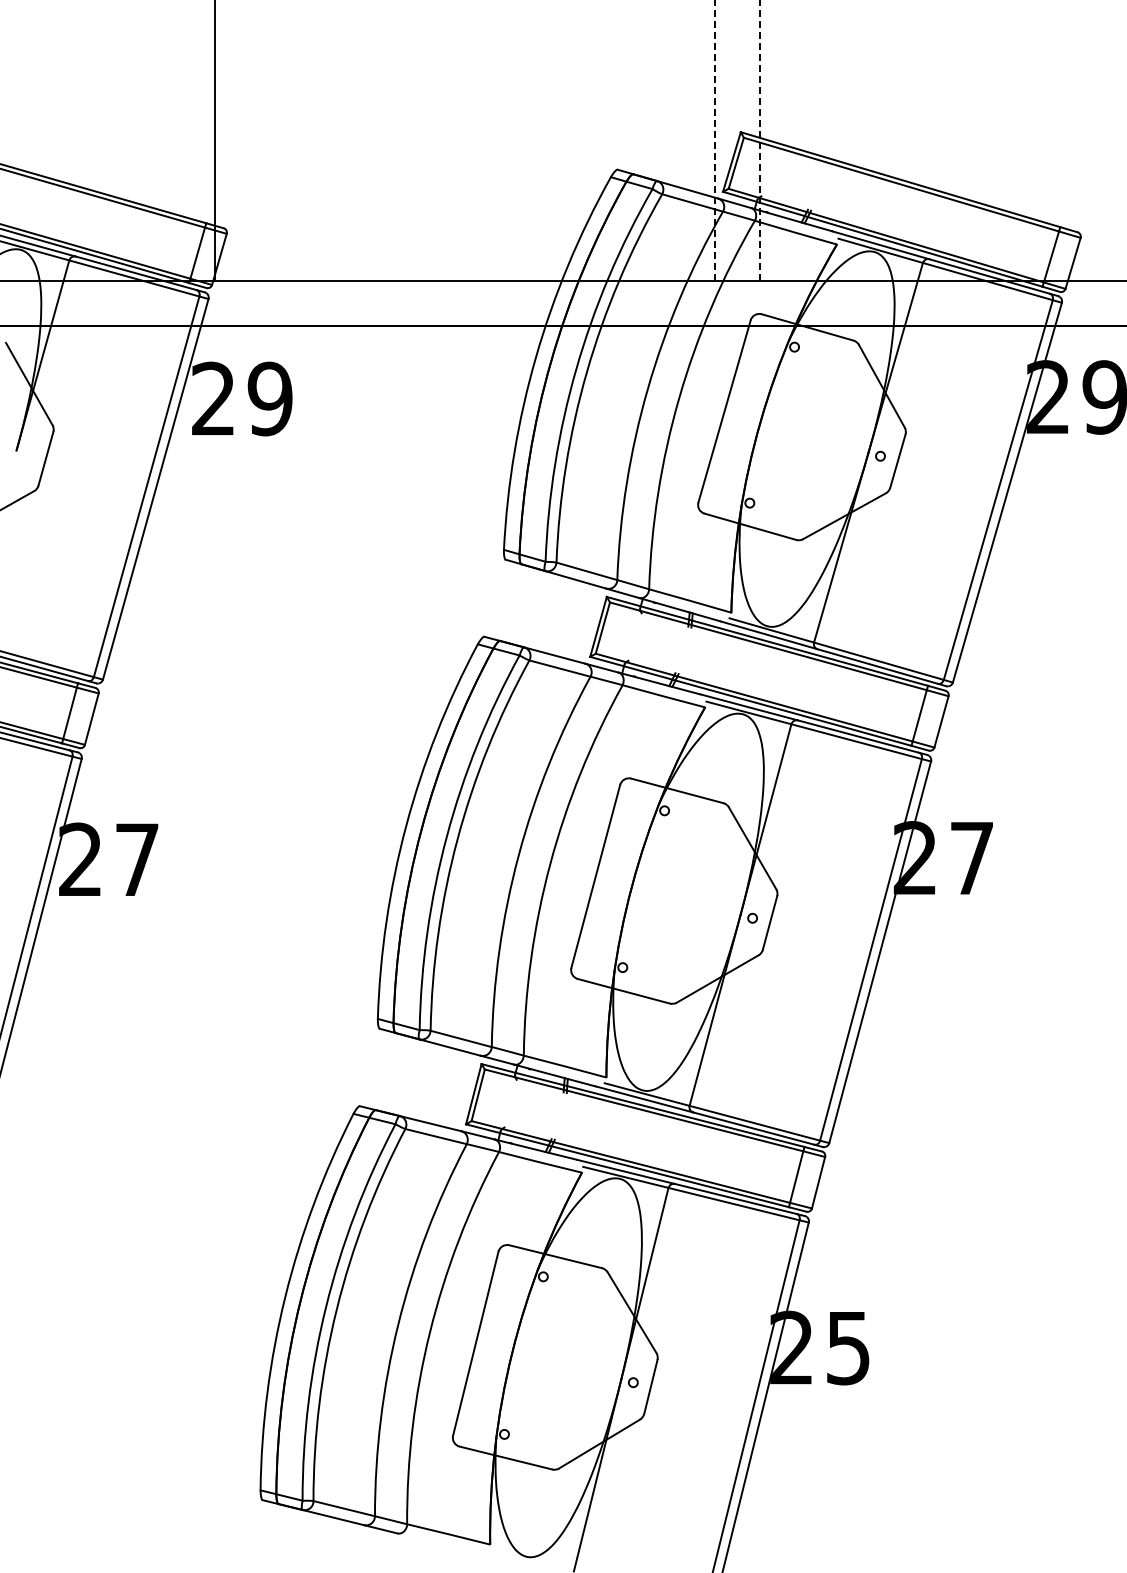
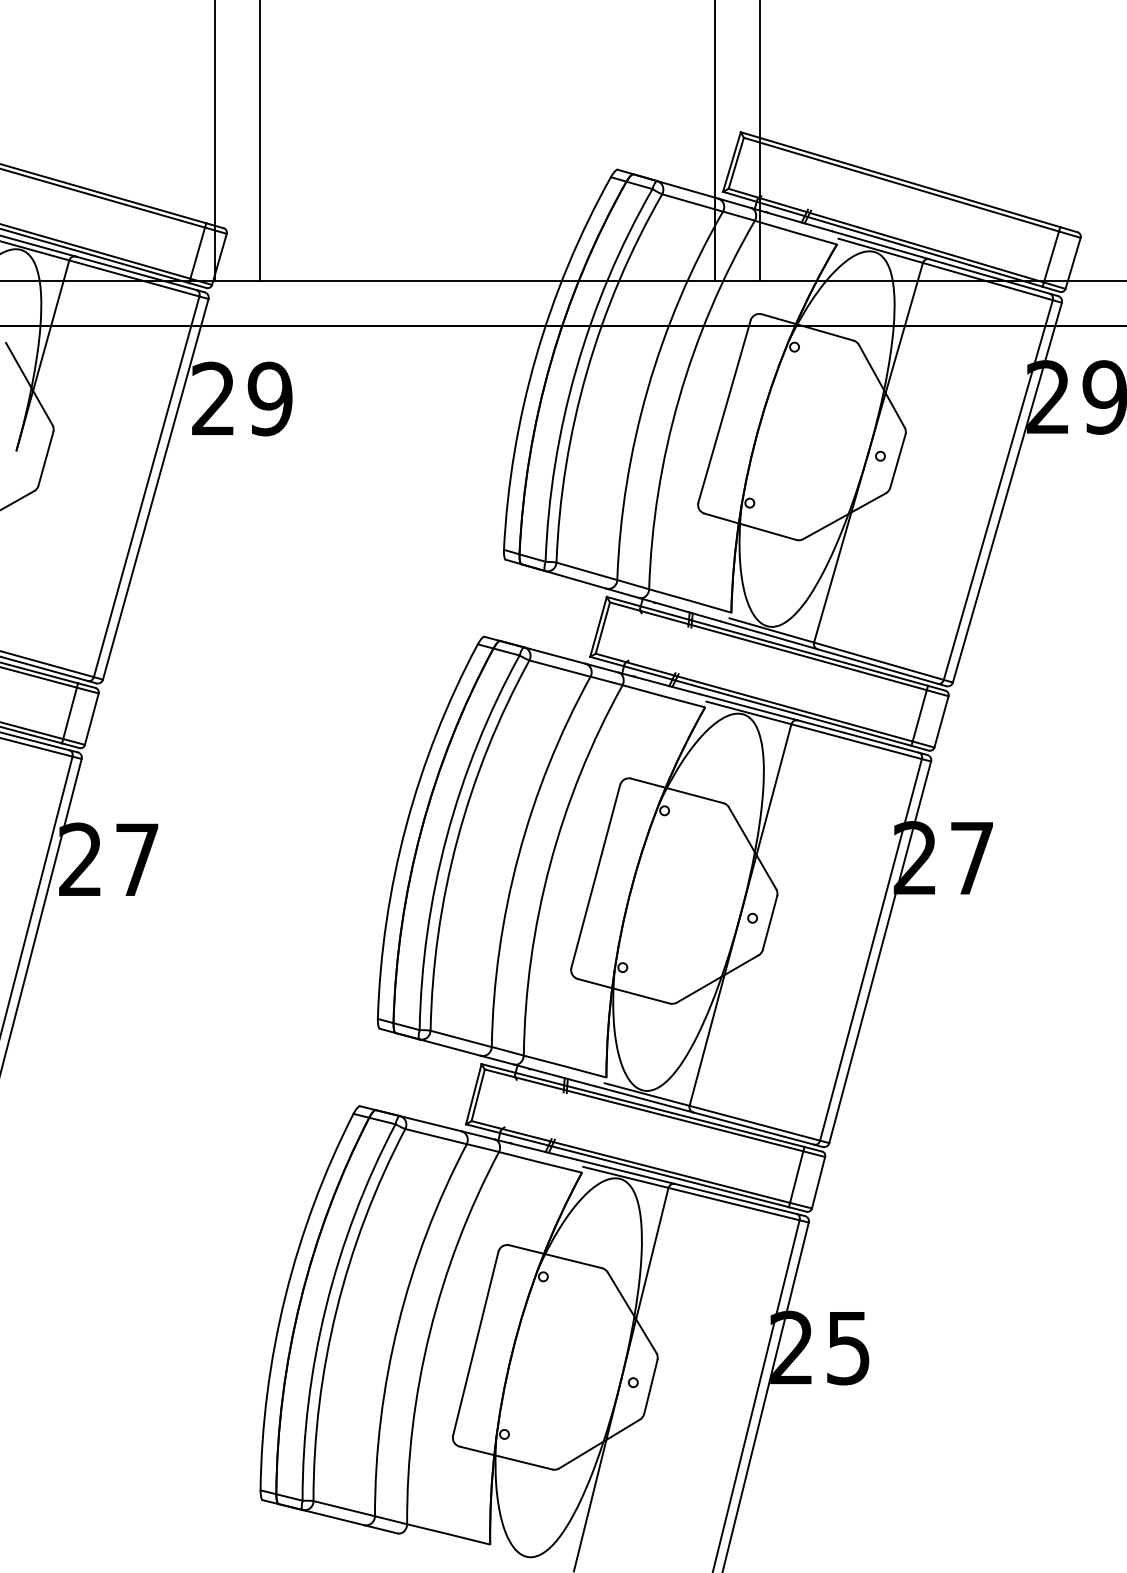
line: none -> present (259, 141)
line: dashed -> solid (714, 141)
line: dashed -> solid (760, 141)
